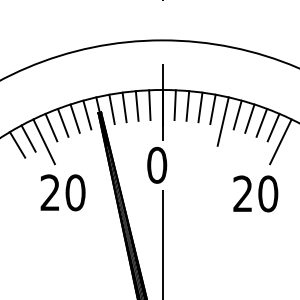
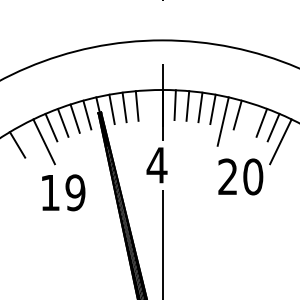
line: present -> none (149, 105)
line: present -> none (249, 118)
line: present -> none (28, 138)
text: 0 -> 4 (156, 164)
text: 20 -> 19 (62, 192)
text position: (255, 193) -> (240, 176) (240, 176)
